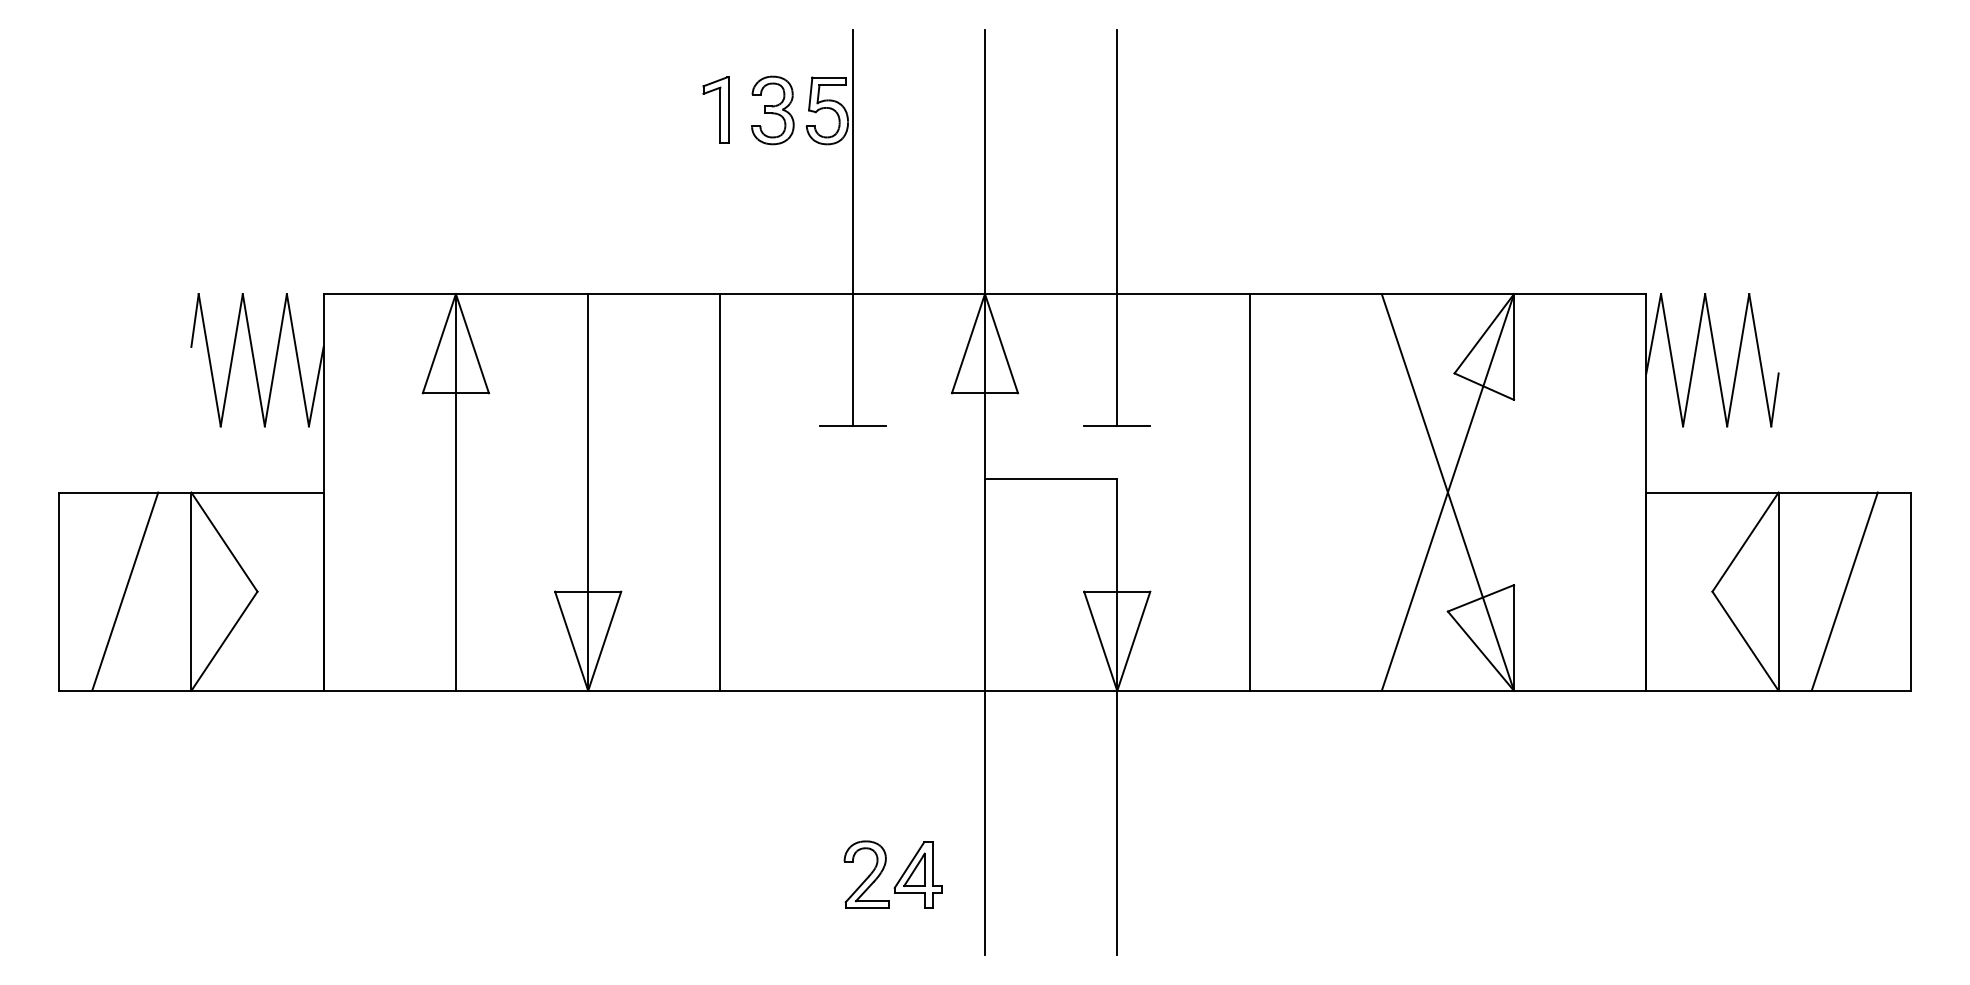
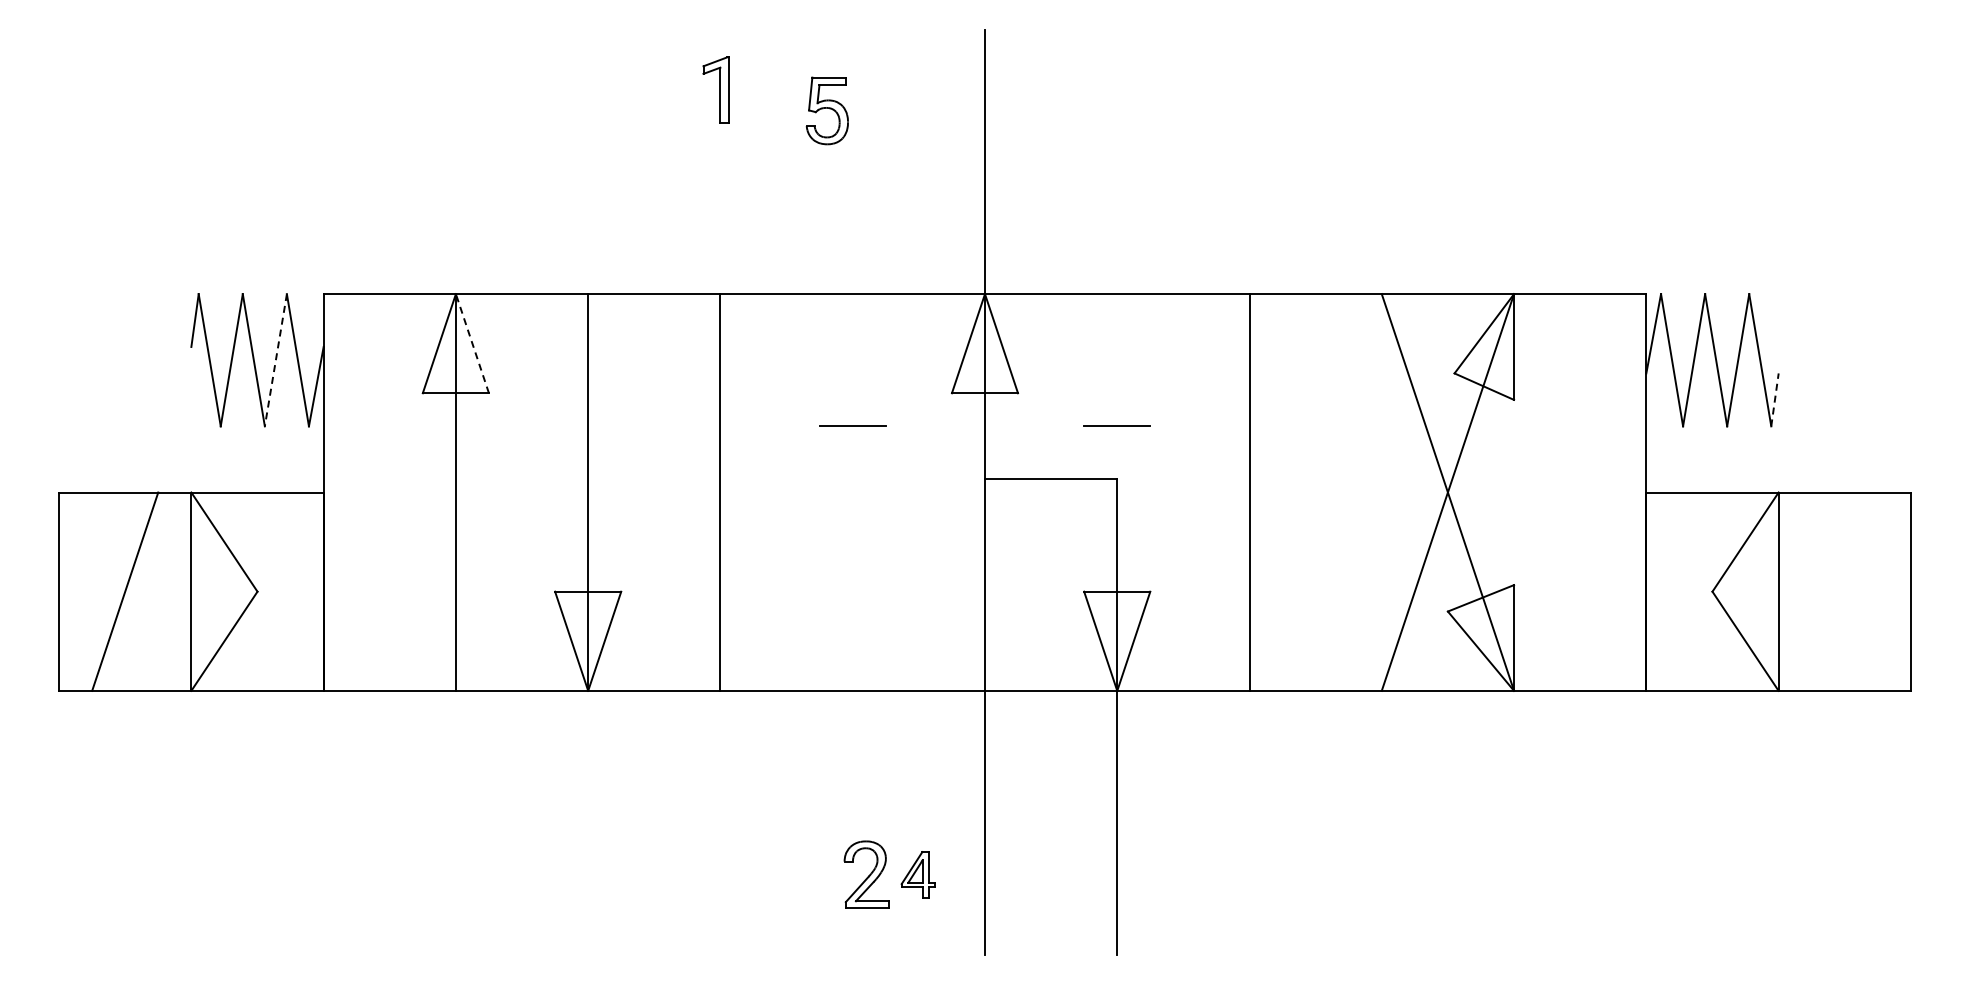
part position: (715, 109) -> (715, 89) (715, 89)
part: present -> none (772, 110)
line: present -> none (852, 227)
line: present -> none (1117, 227)
line: solid -> dashed (472, 343)
line: solid -> dashed (275, 360)
line: solid -> dashed (1774, 399)
line: present -> none (1844, 591)
part size: 50x68 px -> 36x48 px (917, 874)
